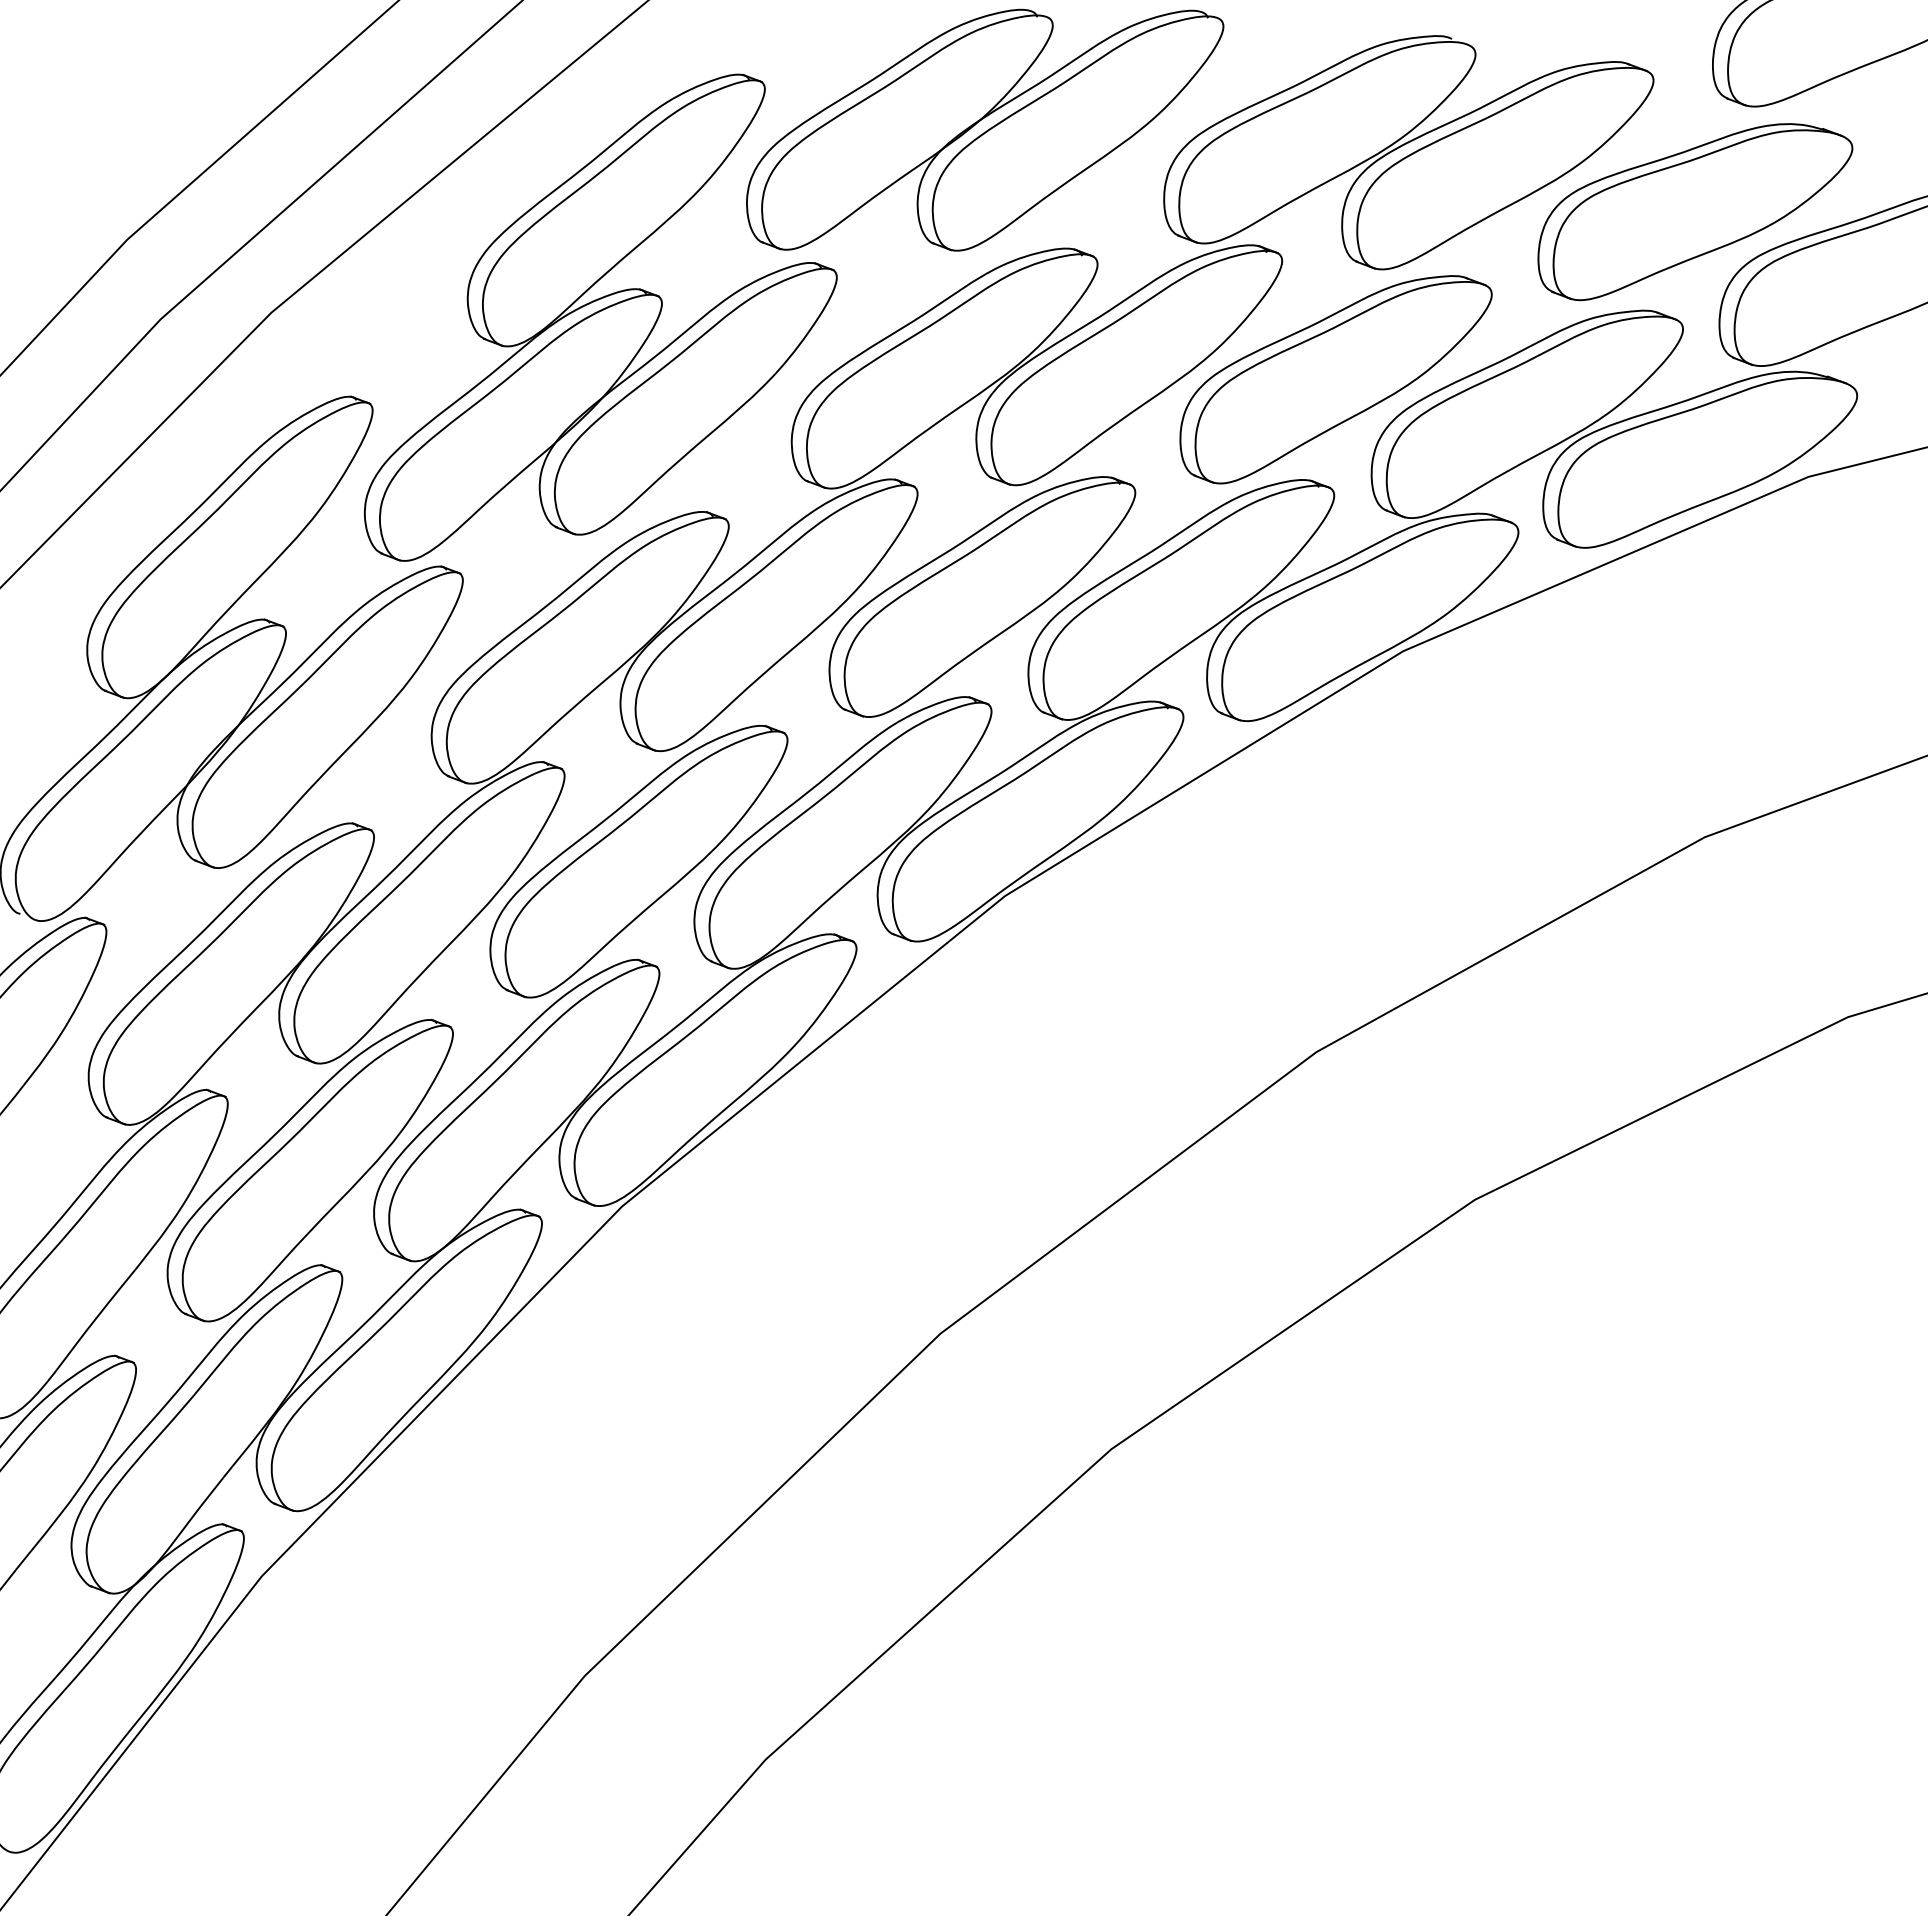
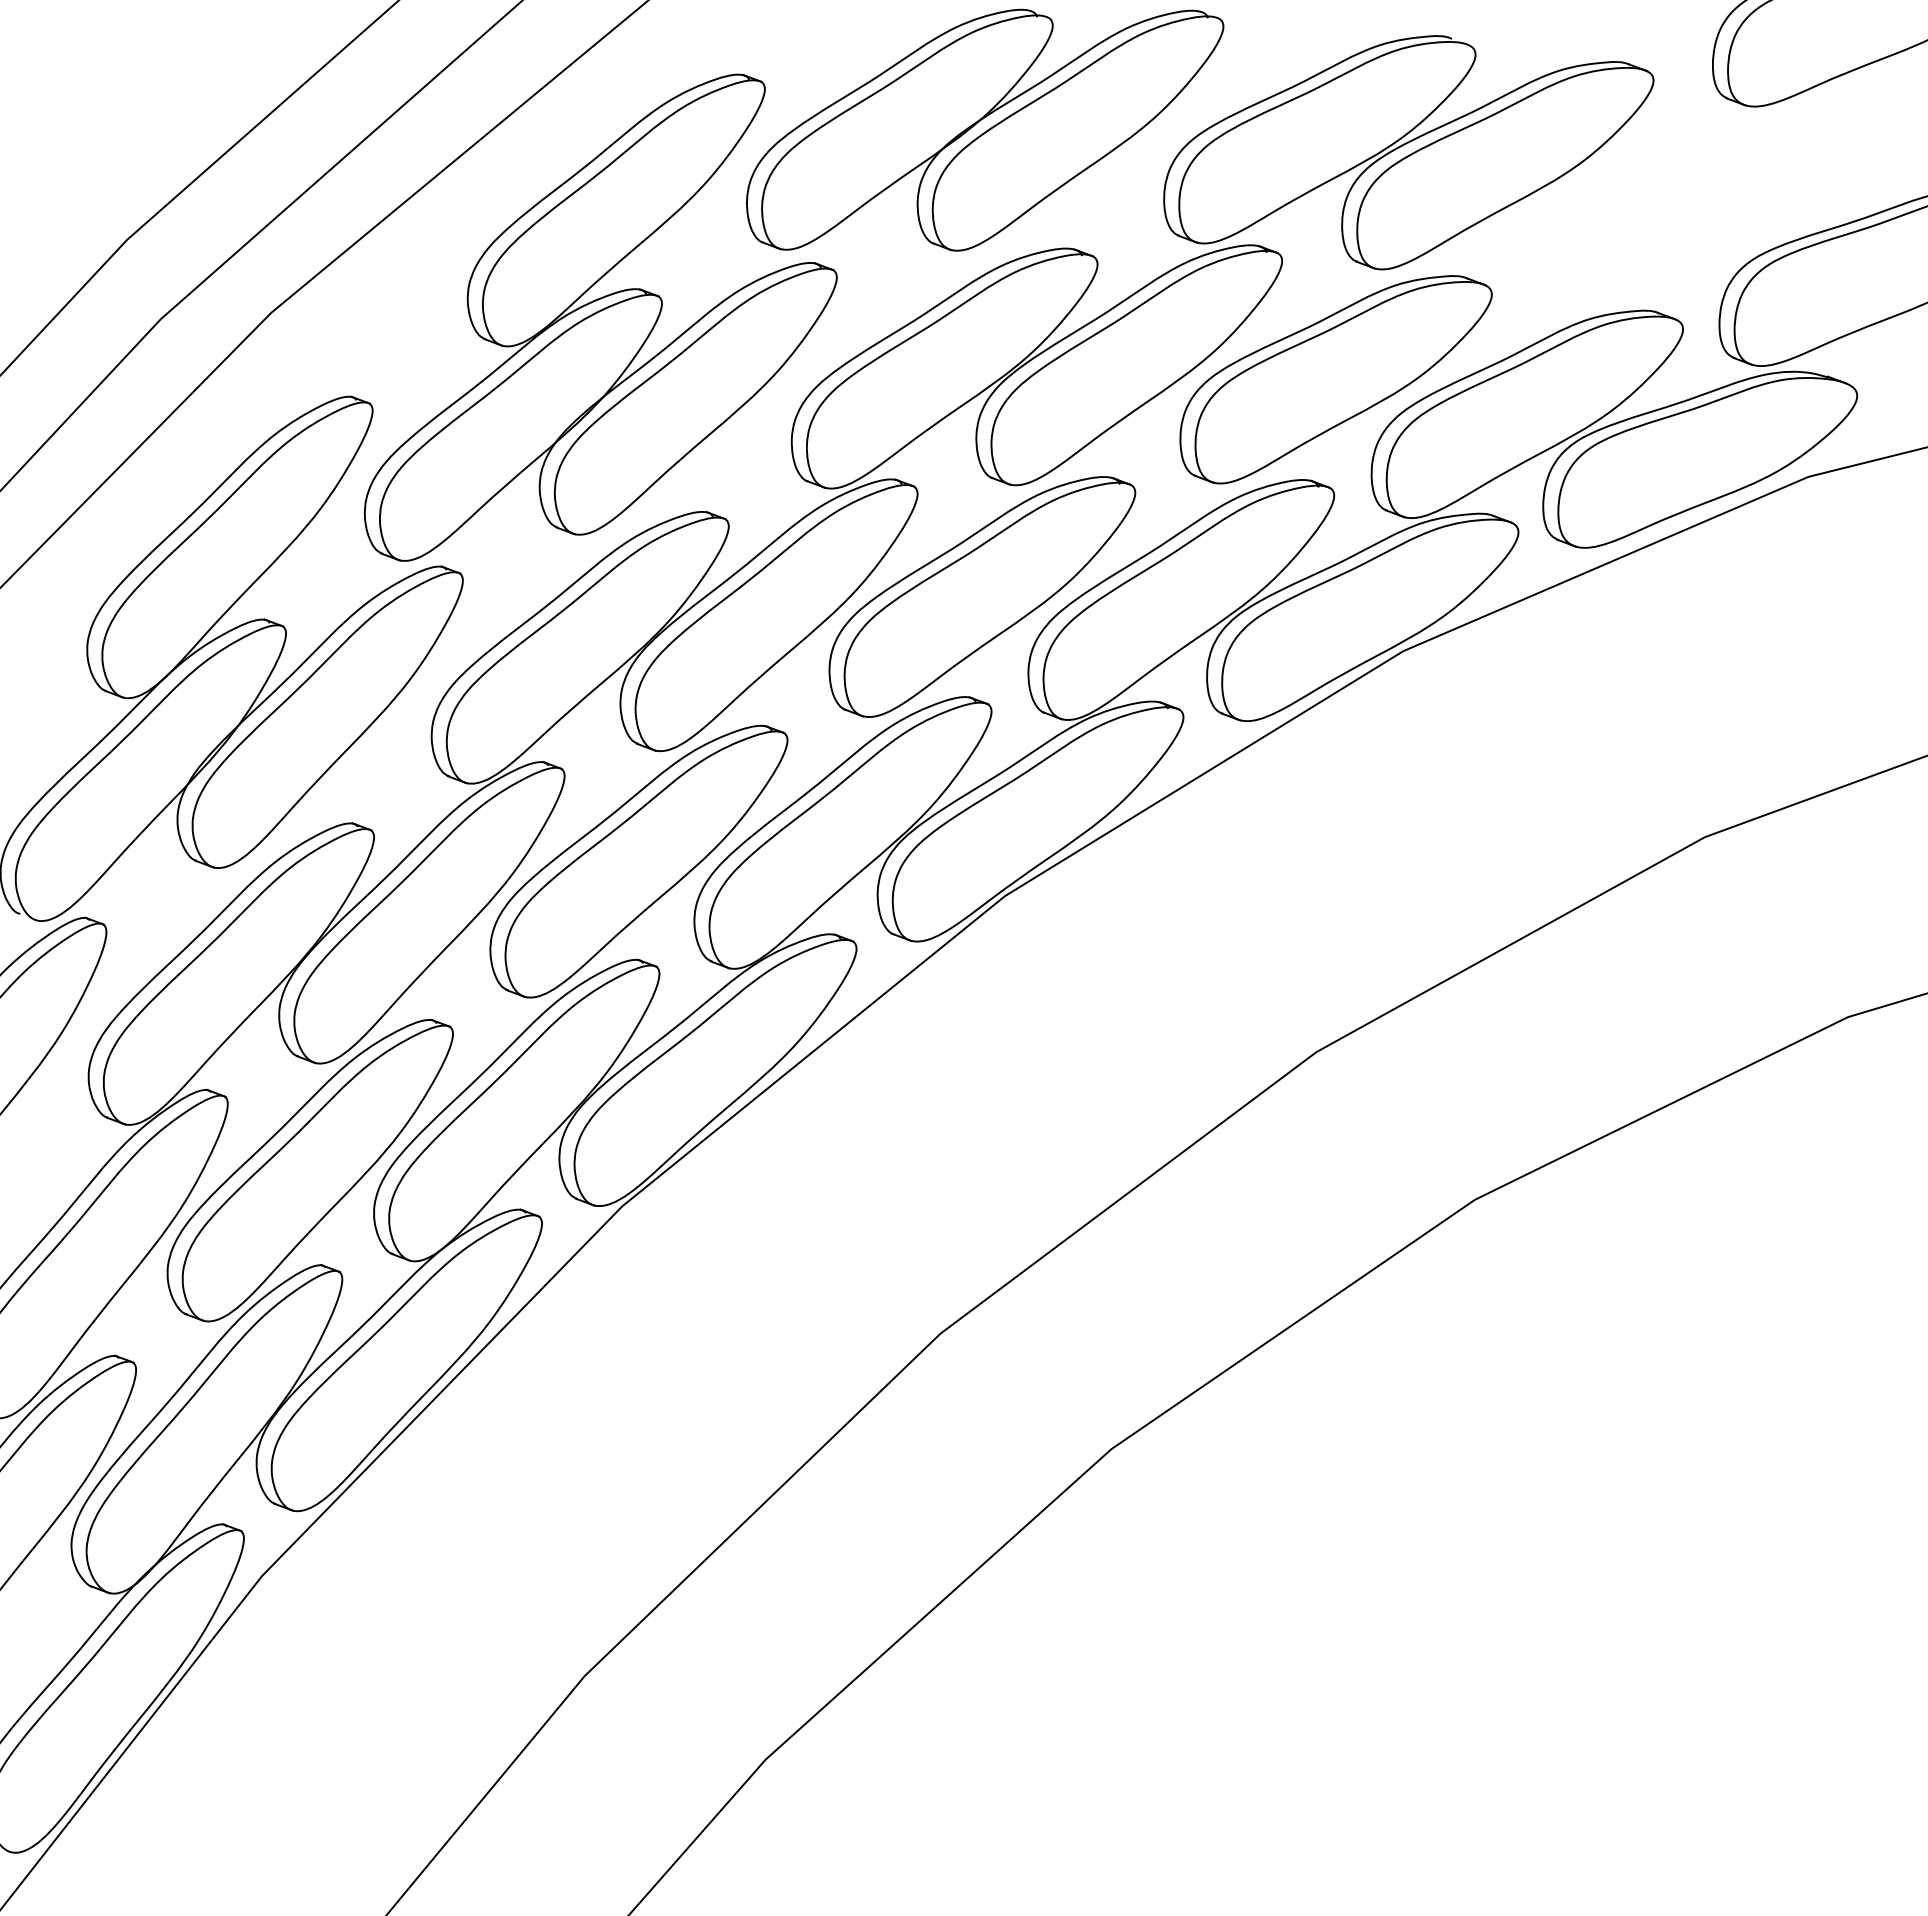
part: present -> none (1695, 212)
